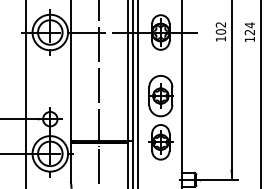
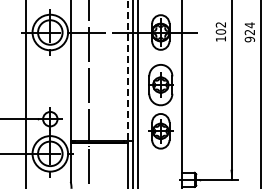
text: 124 -> 924 (249, 39)
line: solid -> dashed (128, 70)
line position: (99, 93) -> (89, 93) (89, 93)
part position: (160, 117) -> (160, 106) (160, 106)
